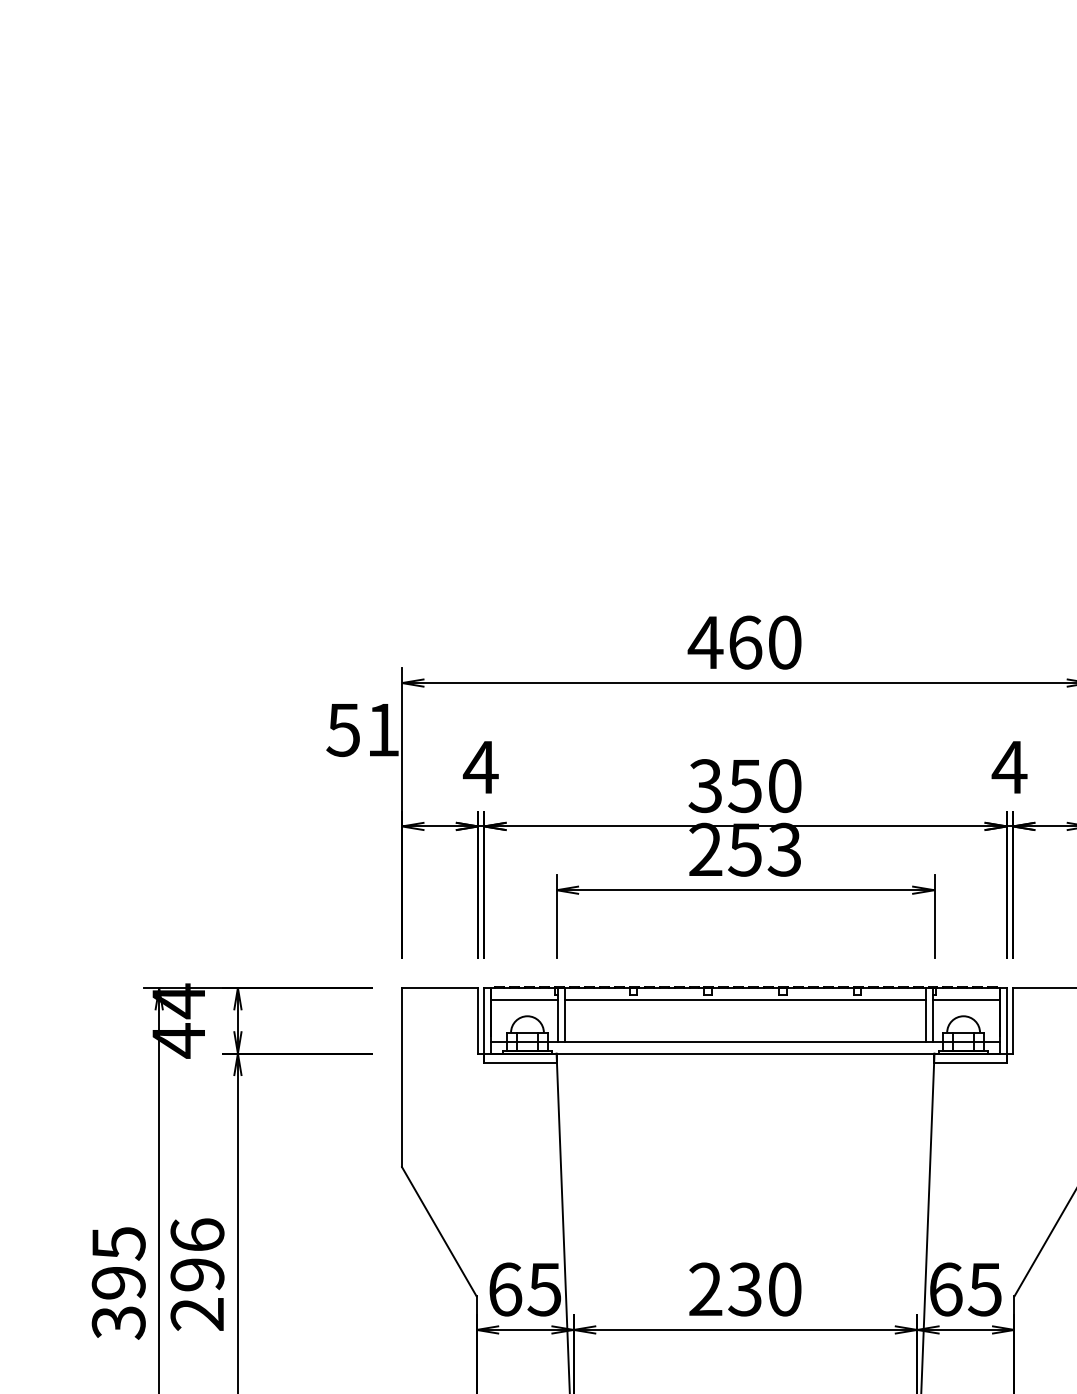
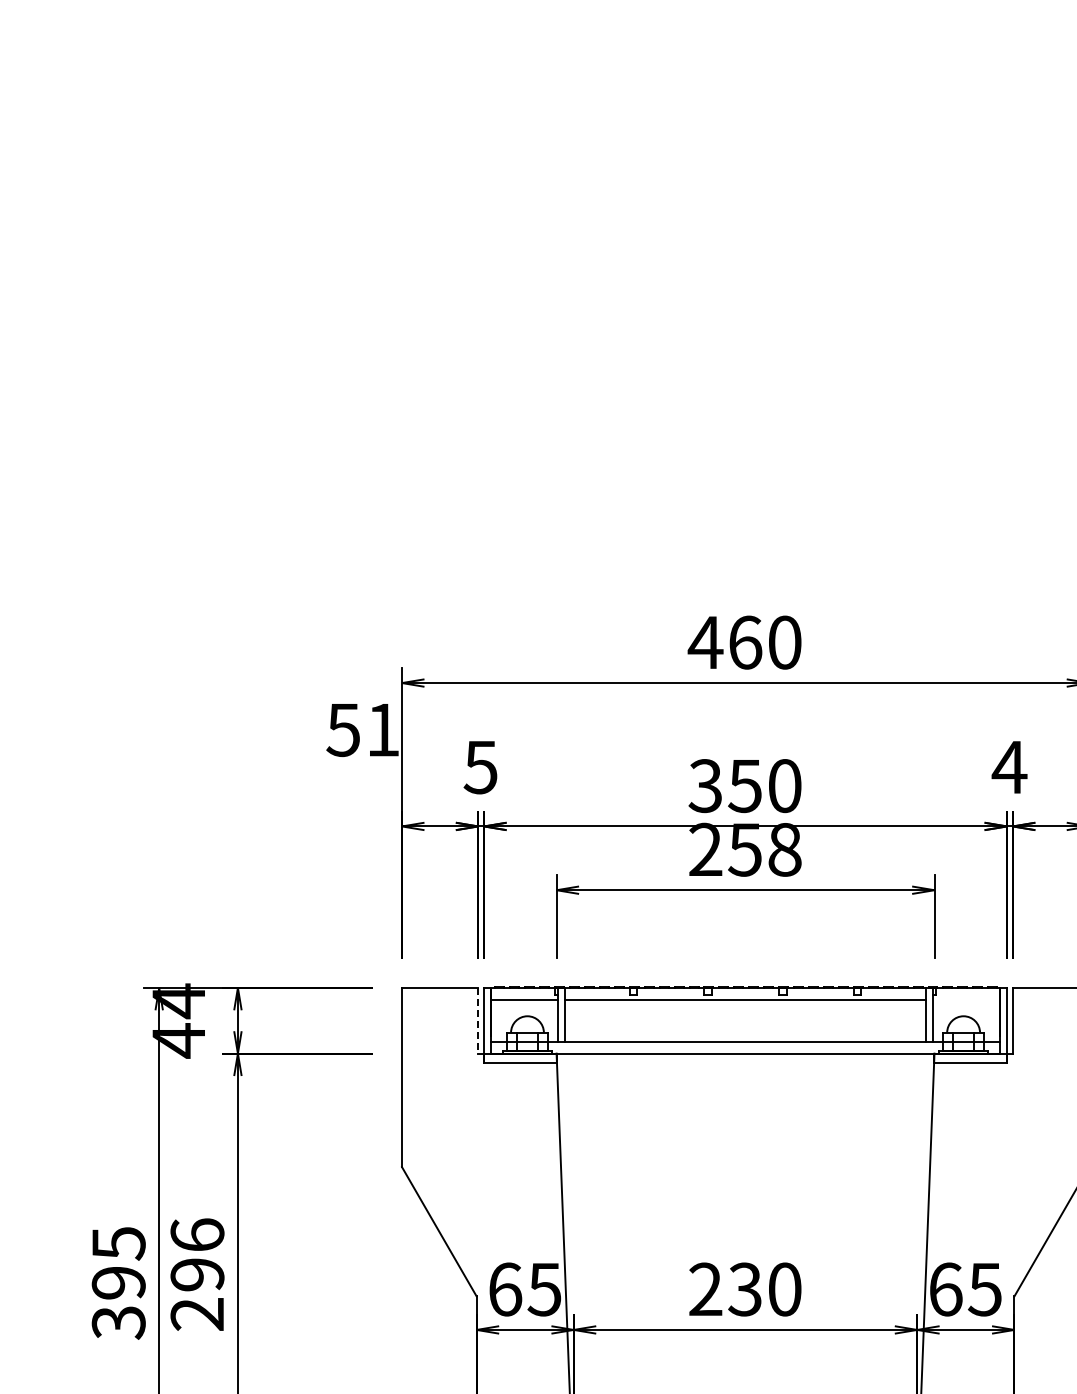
text: 4 -> 5 (480, 767)
text: 253 -> 258 (784, 849)
line: present -> none (966, 999)
line: solid -> dashed (478, 1020)
